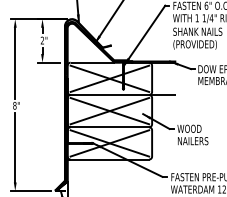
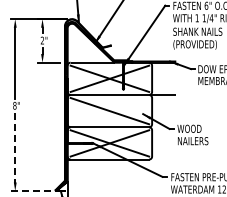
line: present -> none (109, 110)
line: solid -> dashed (15, 147)
line: solid -> dashed (30, 191)
